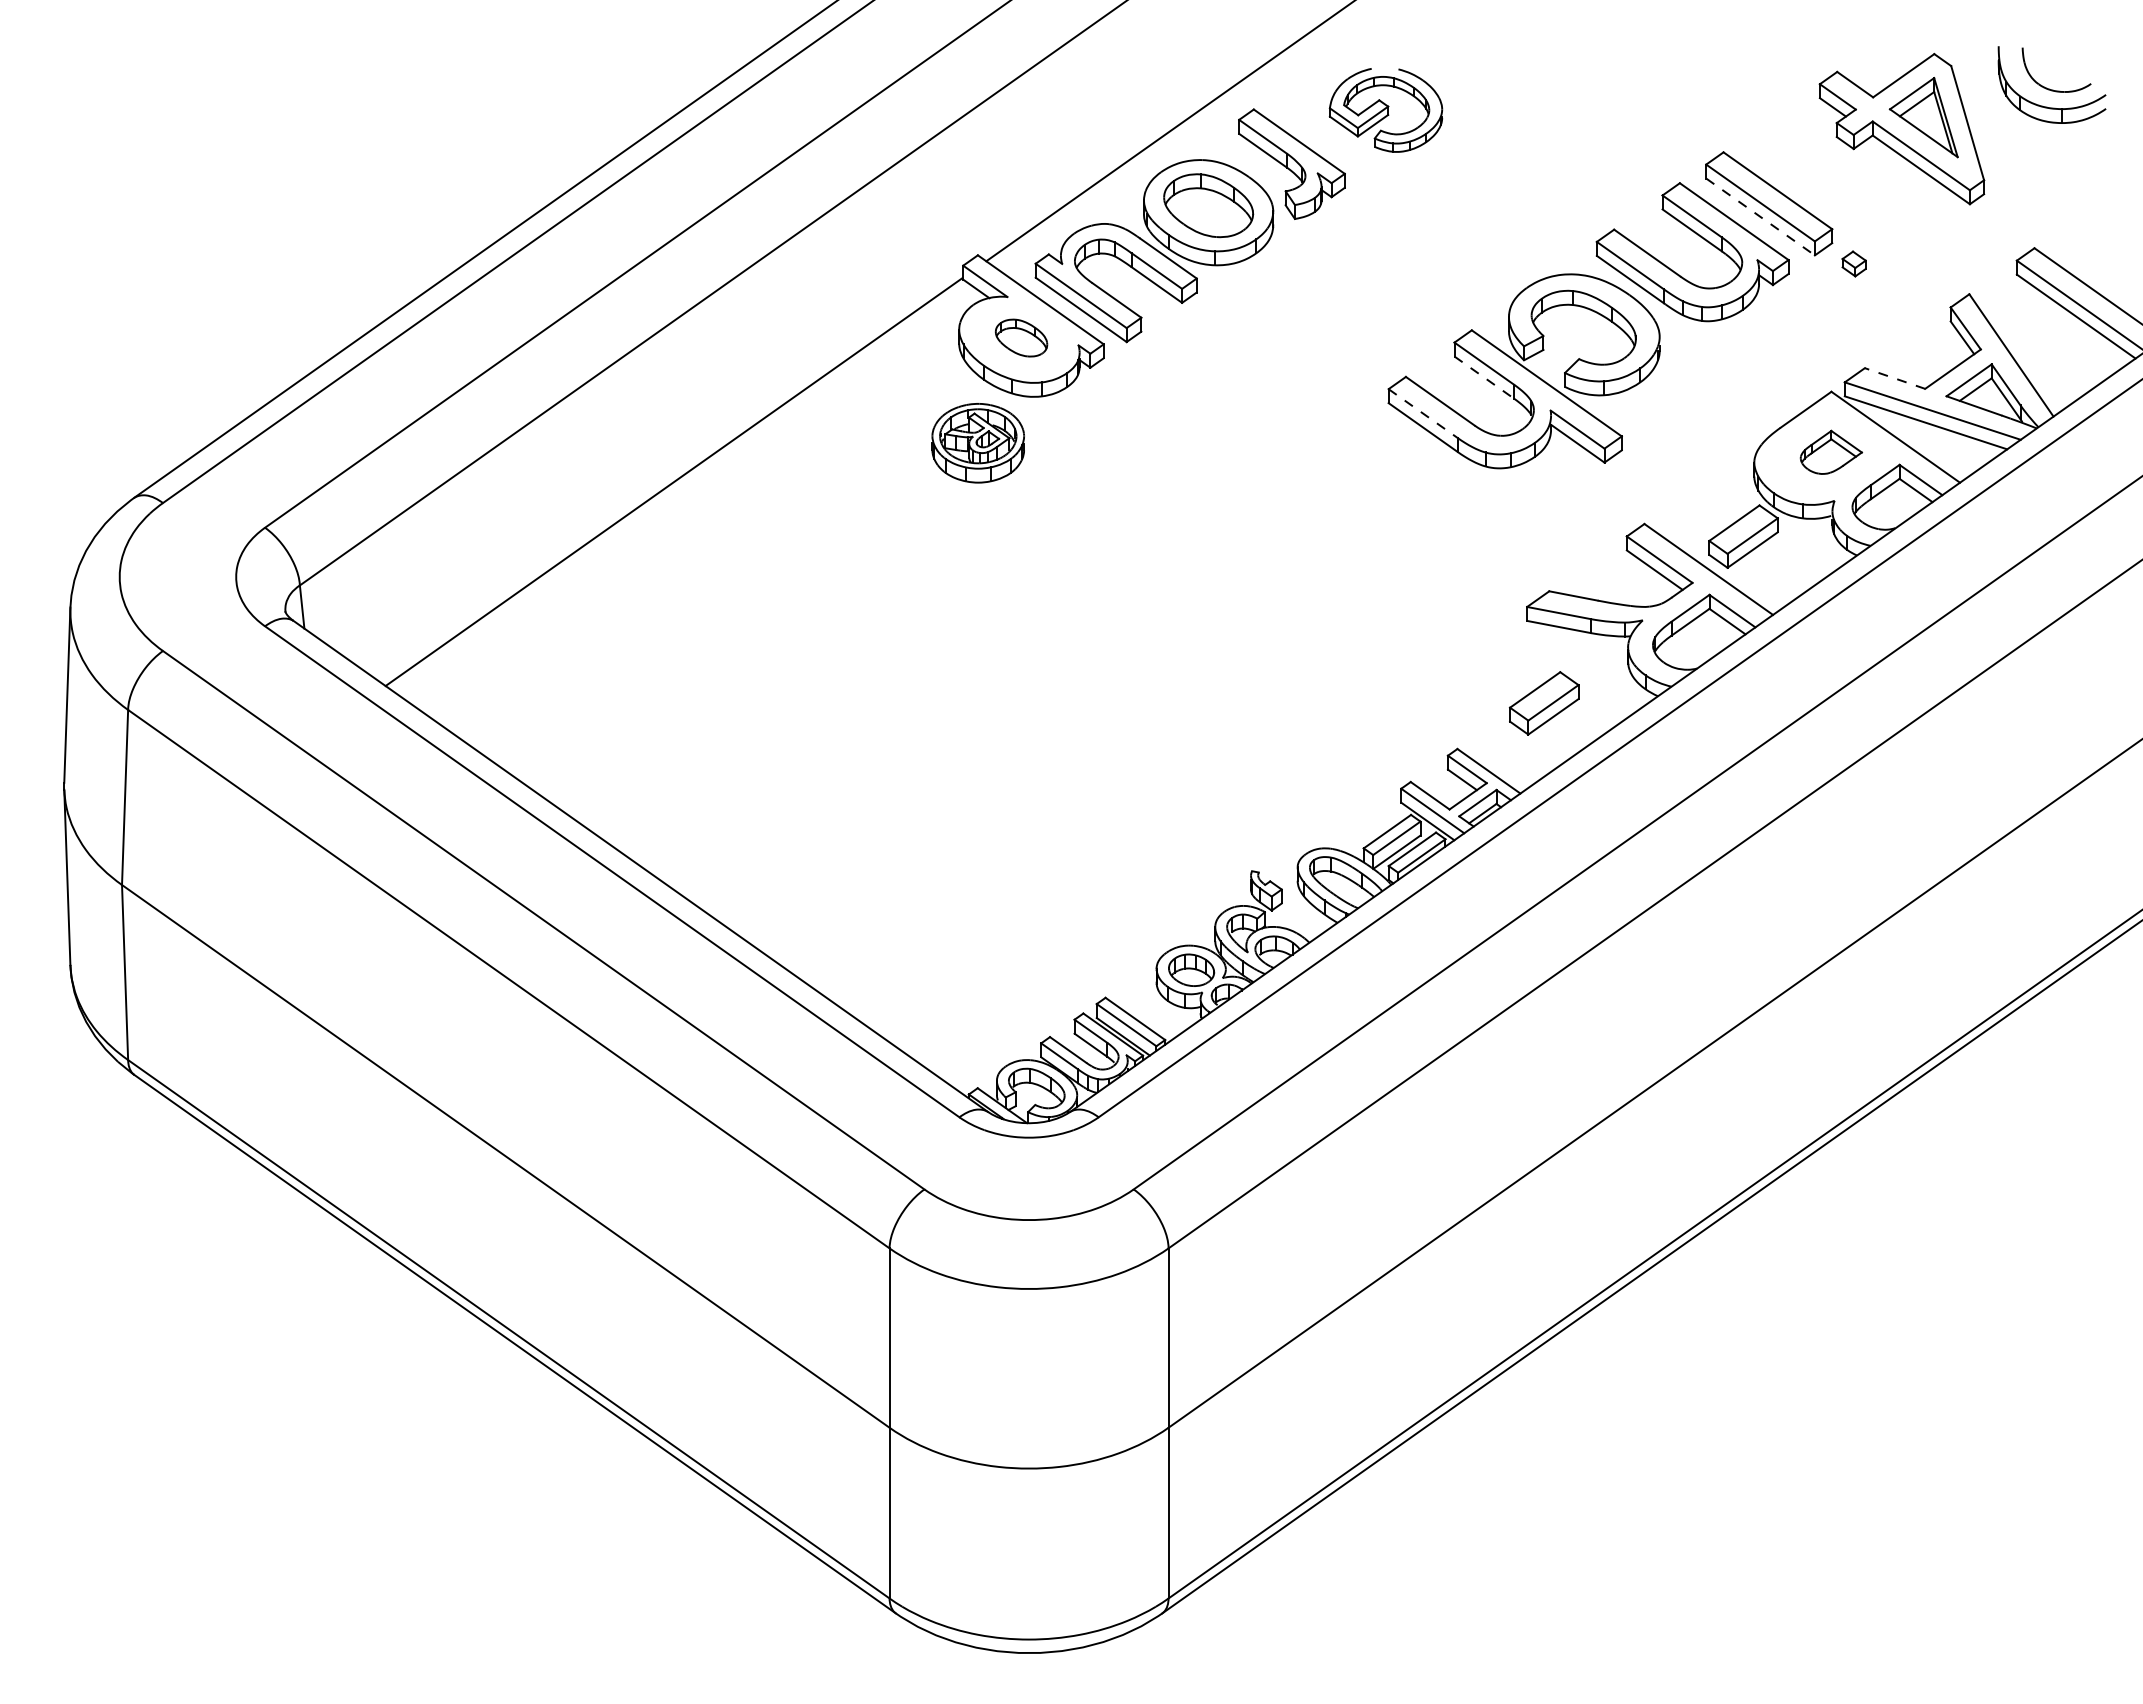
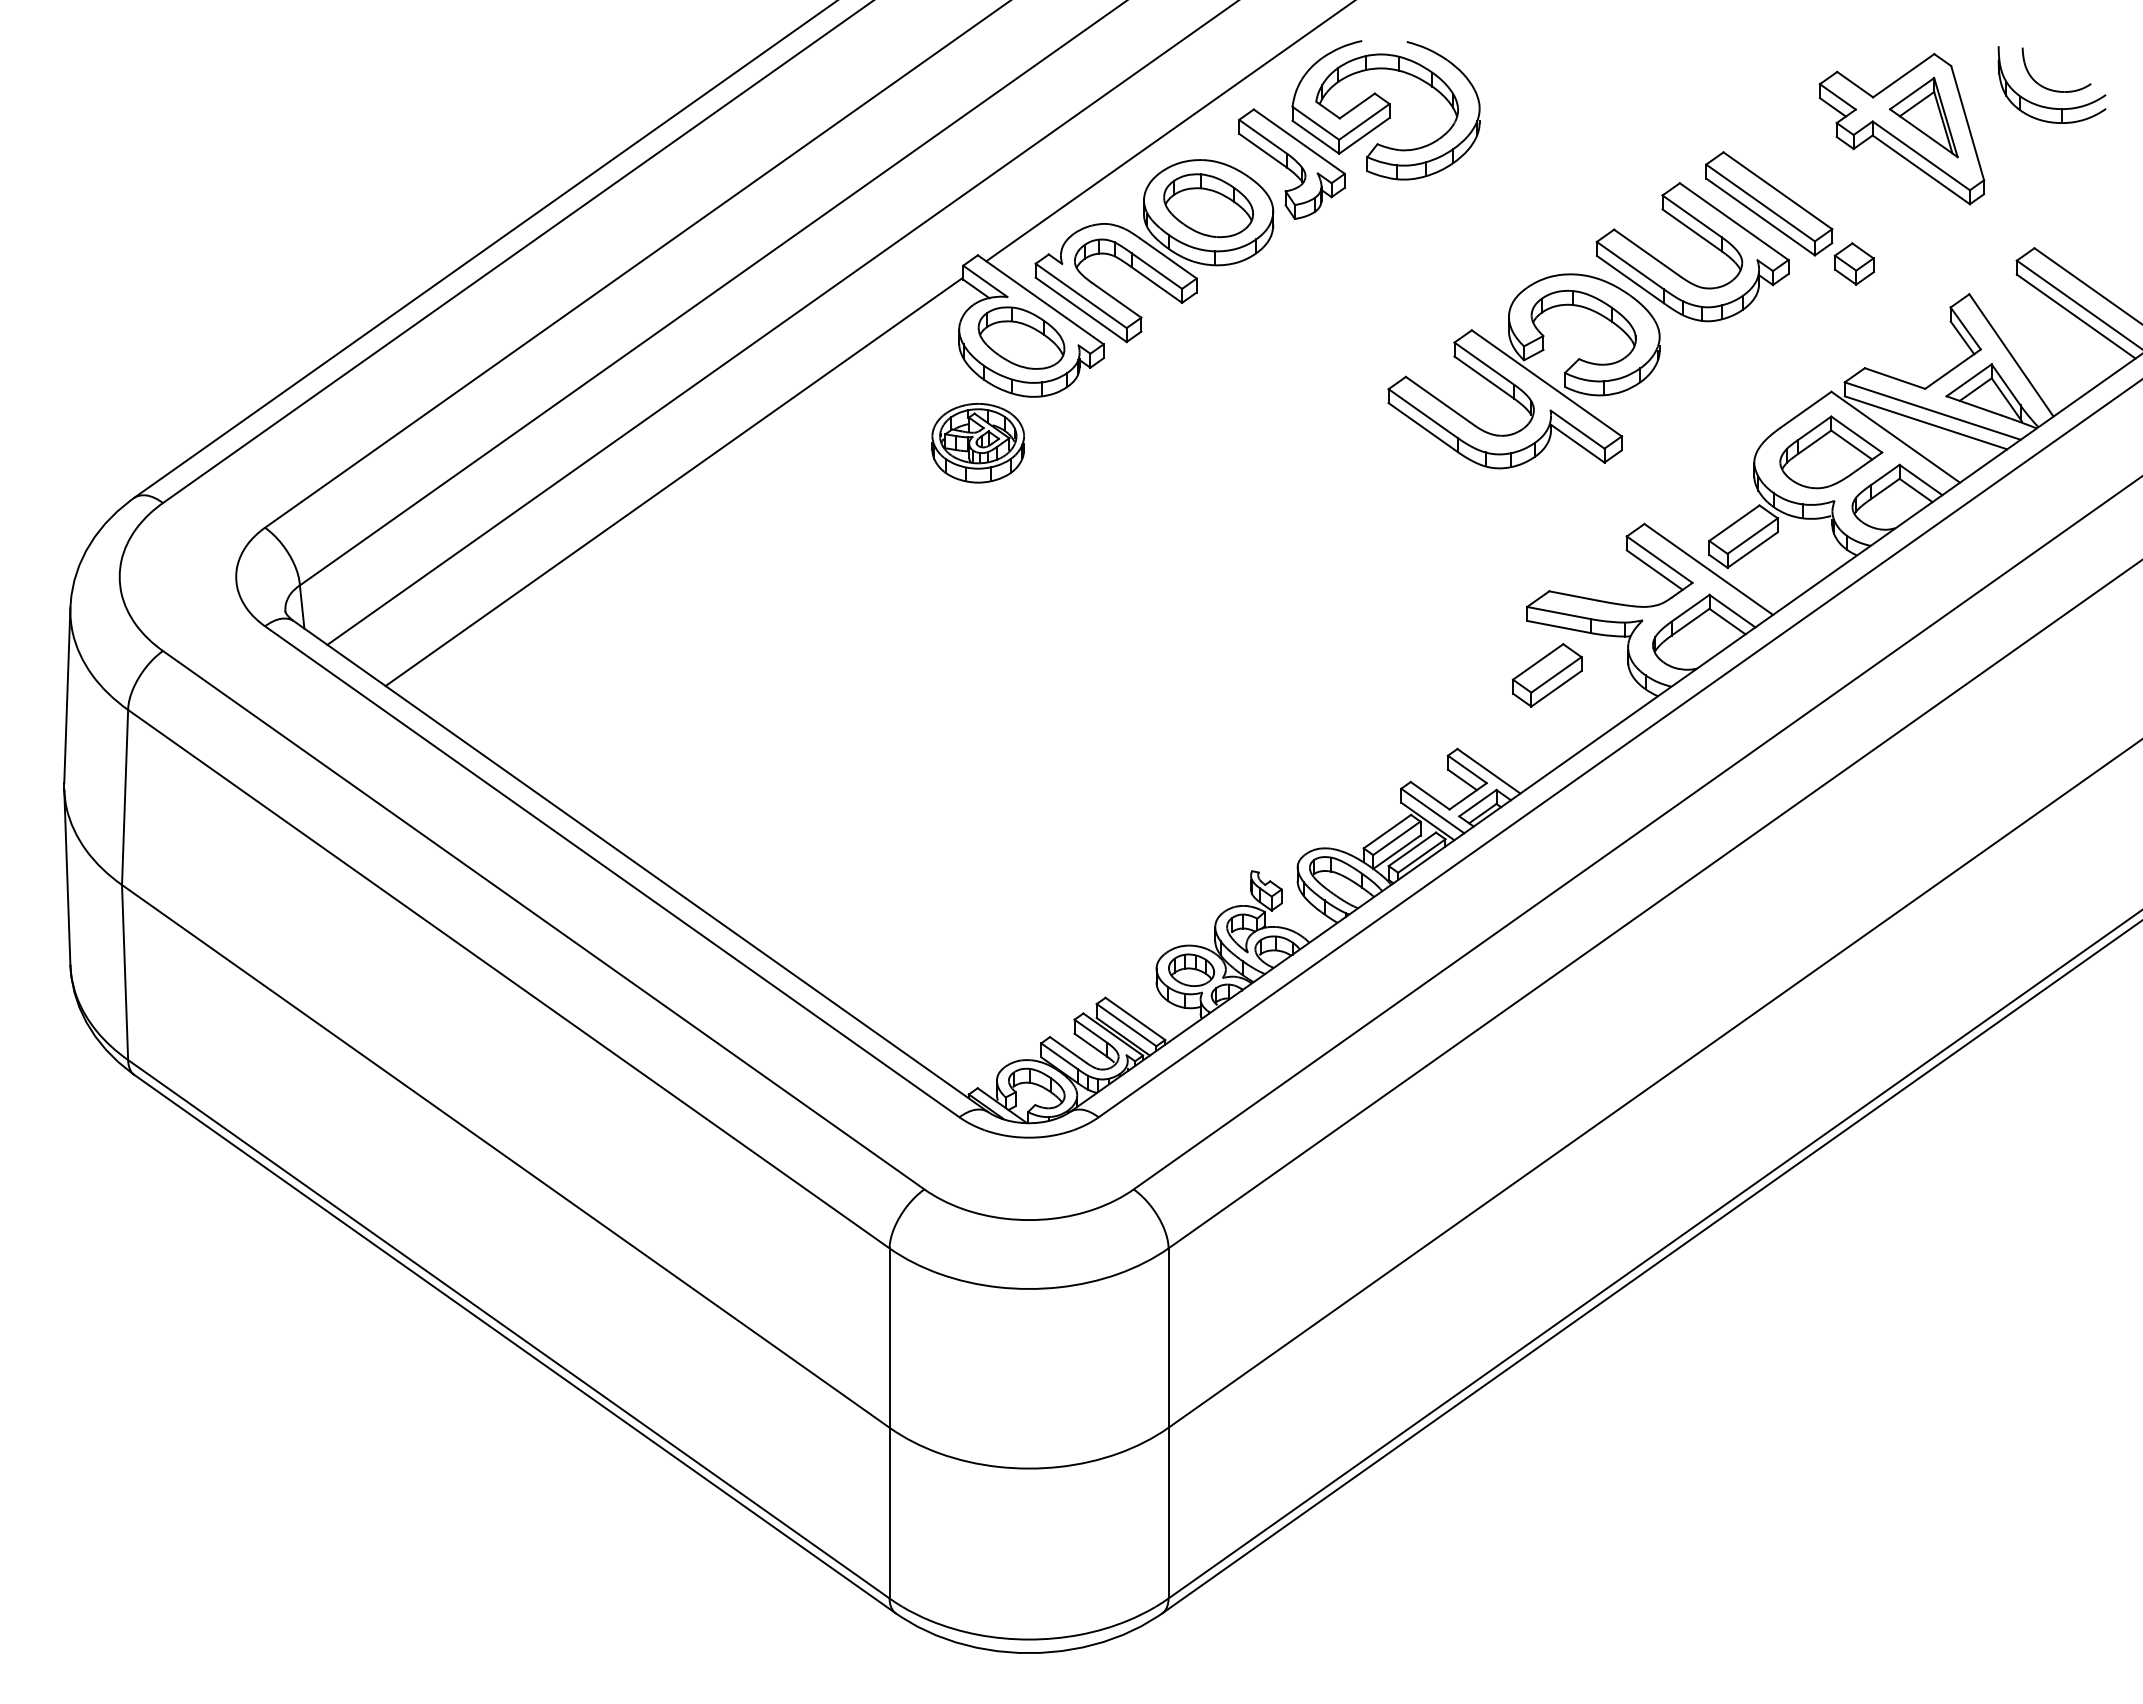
part size: 116x85 px -> 190x141 px (1385, 110)
line: dashed -> solid (1760, 216)
part size: 26x28 px -> 42x44 px (1853, 263)
line: none -> present (781, 323)
part size: 54x40 px -> 89x64 px (1021, 337)
line: dashed -> solid (1484, 377)
line: dashed -> solid (1895, 378)
line: dashed -> solid (1423, 413)
part size: 64x46 px -> 105x75 px (1831, 452)
part position: (1543, 703) -> (1546, 675) (1546, 675)
